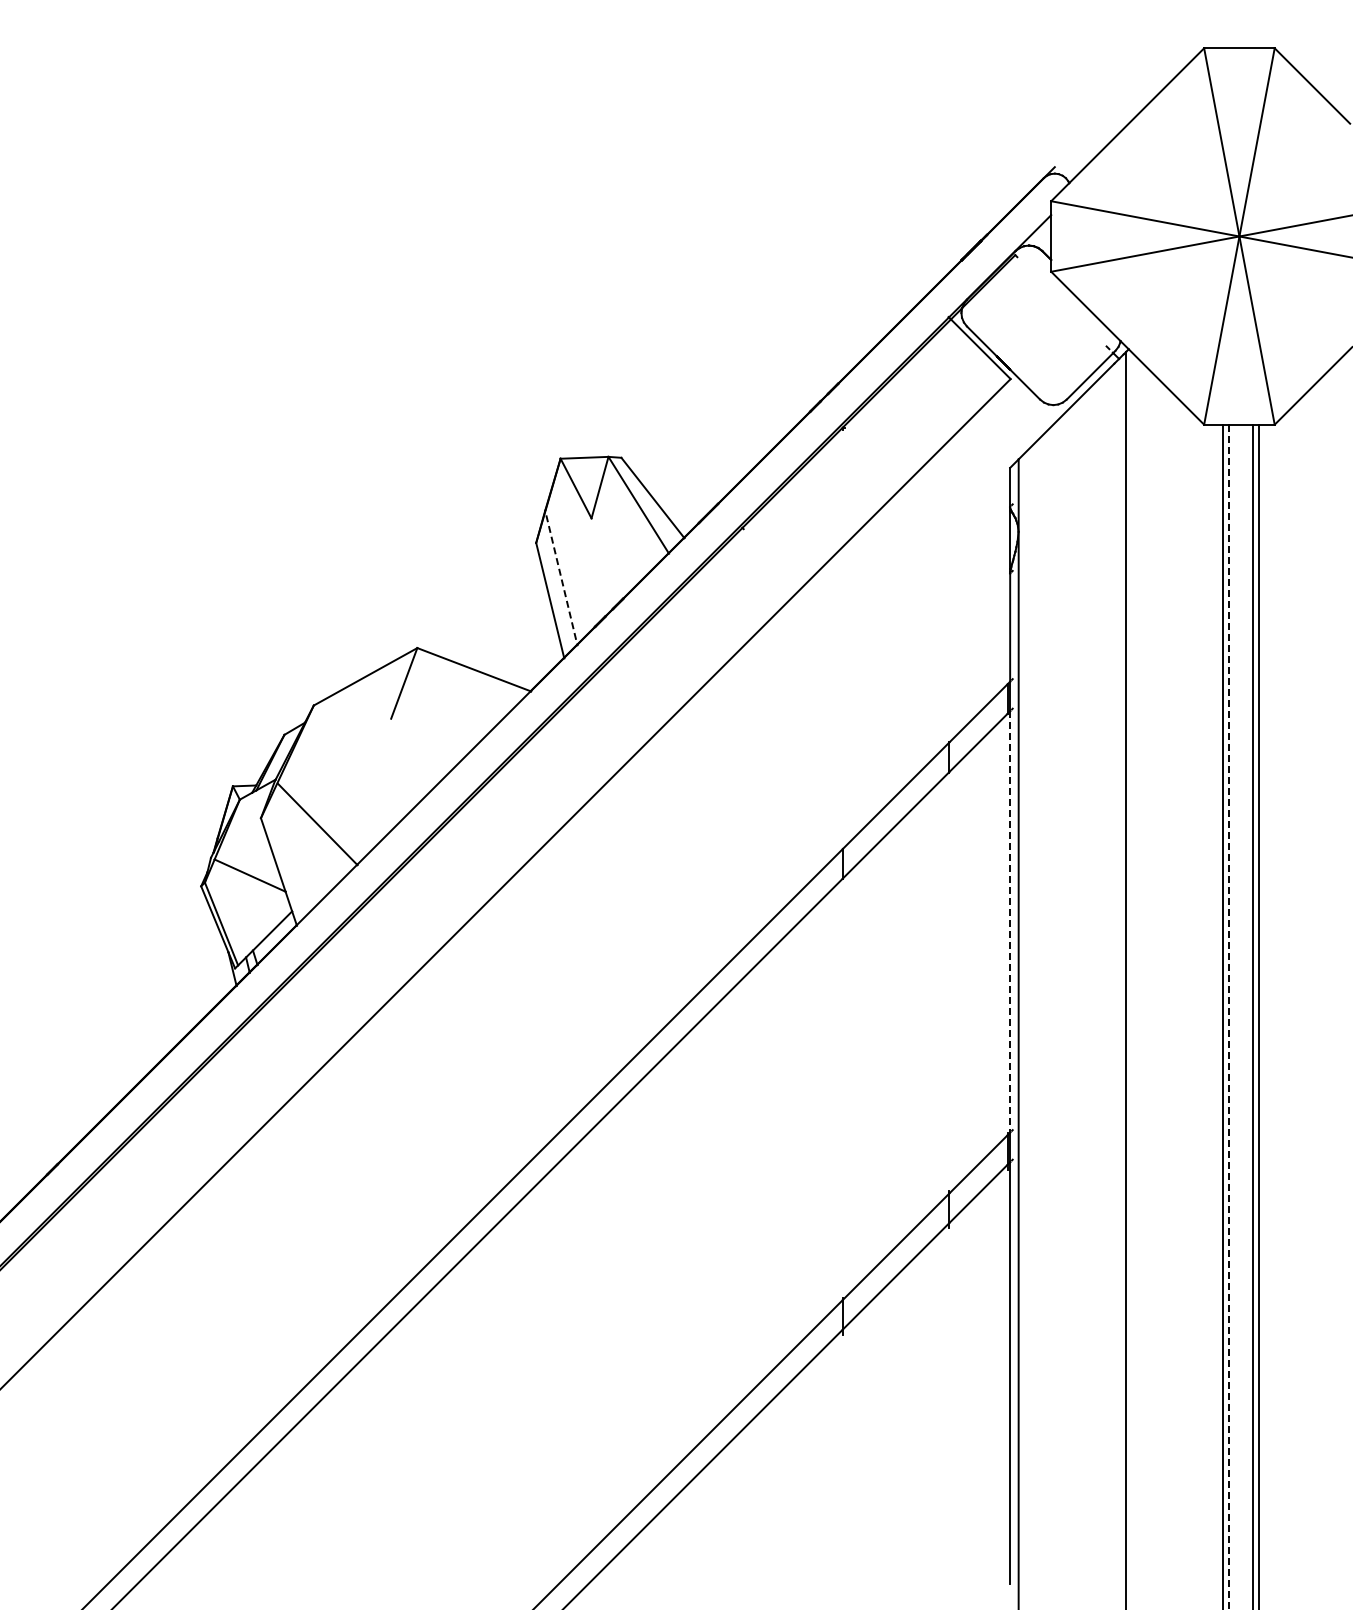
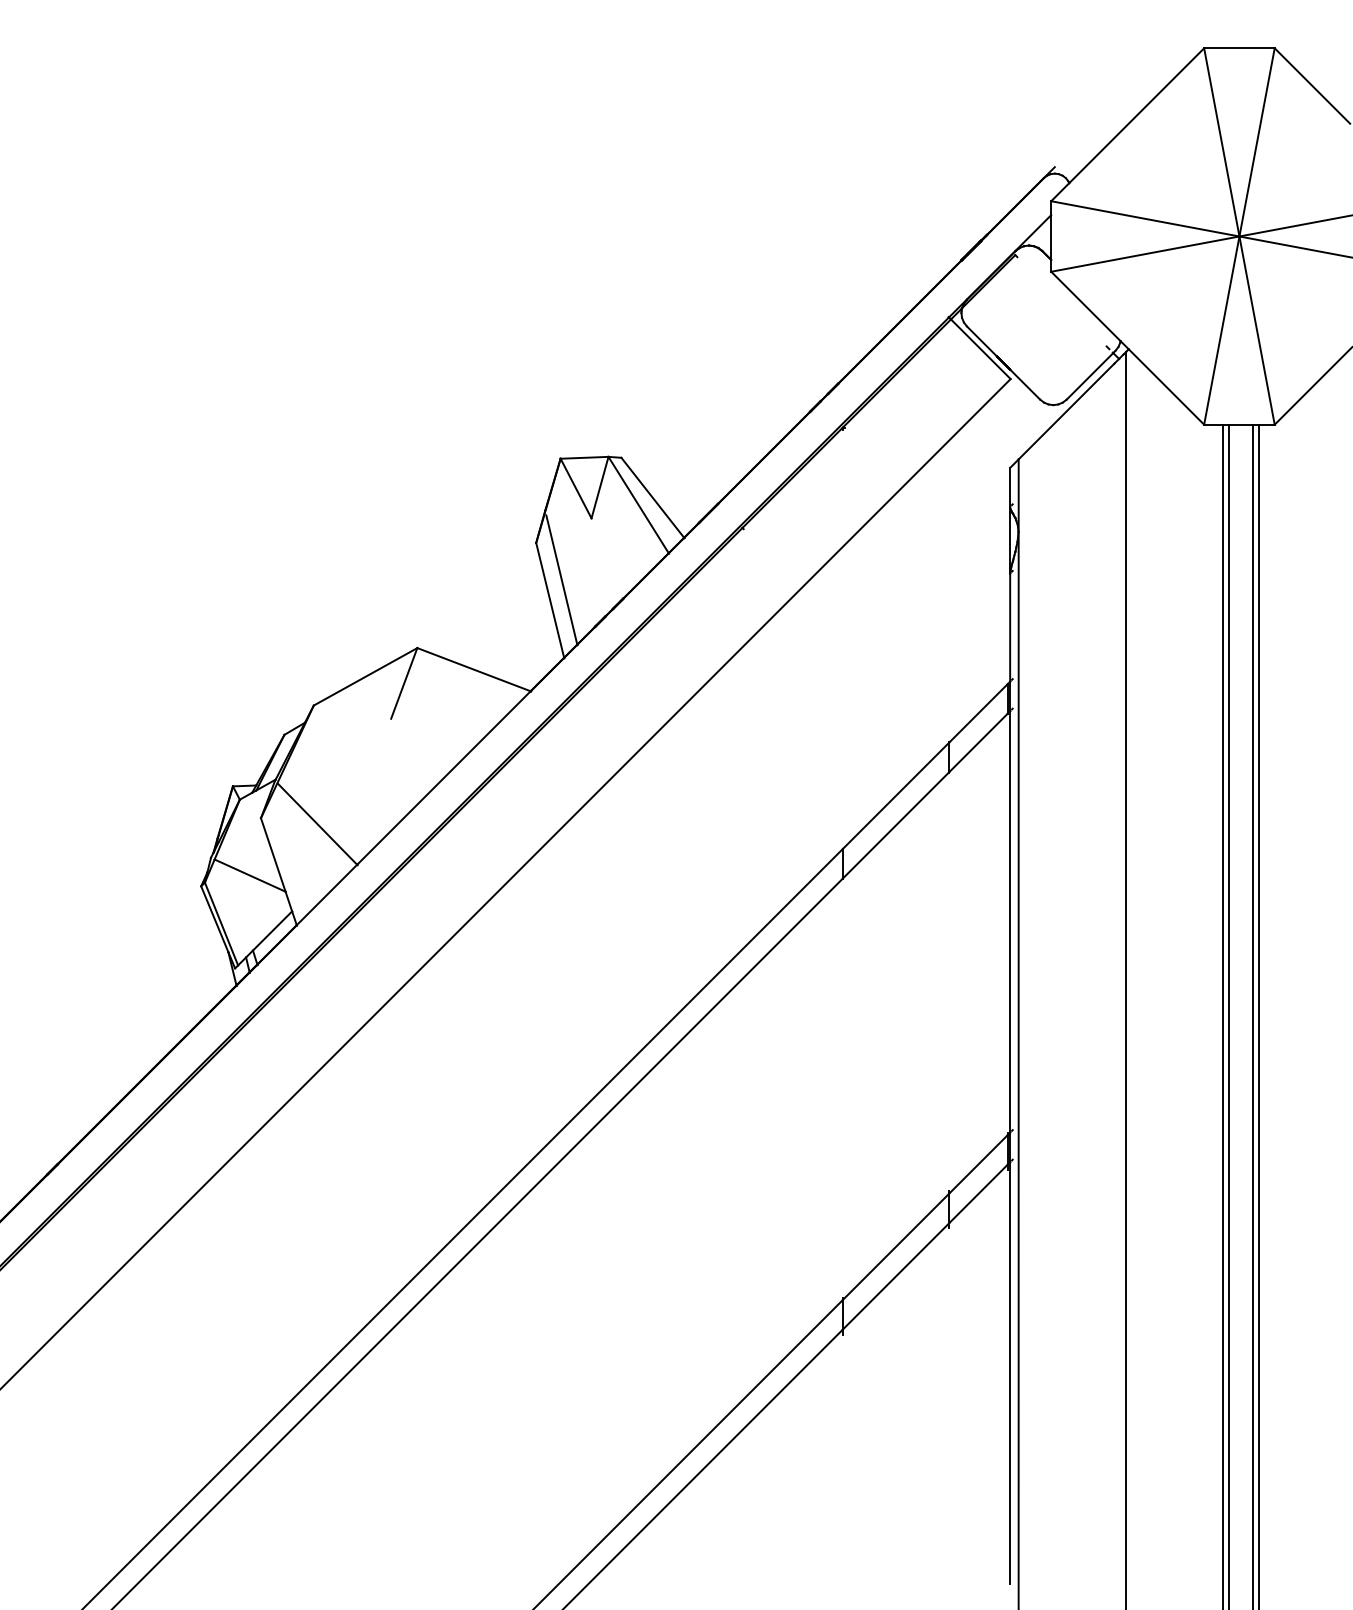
line: dashed -> solid (561, 580)
line: dashed -> solid (1010, 921)
line: dashed -> solid (1229, 1017)
